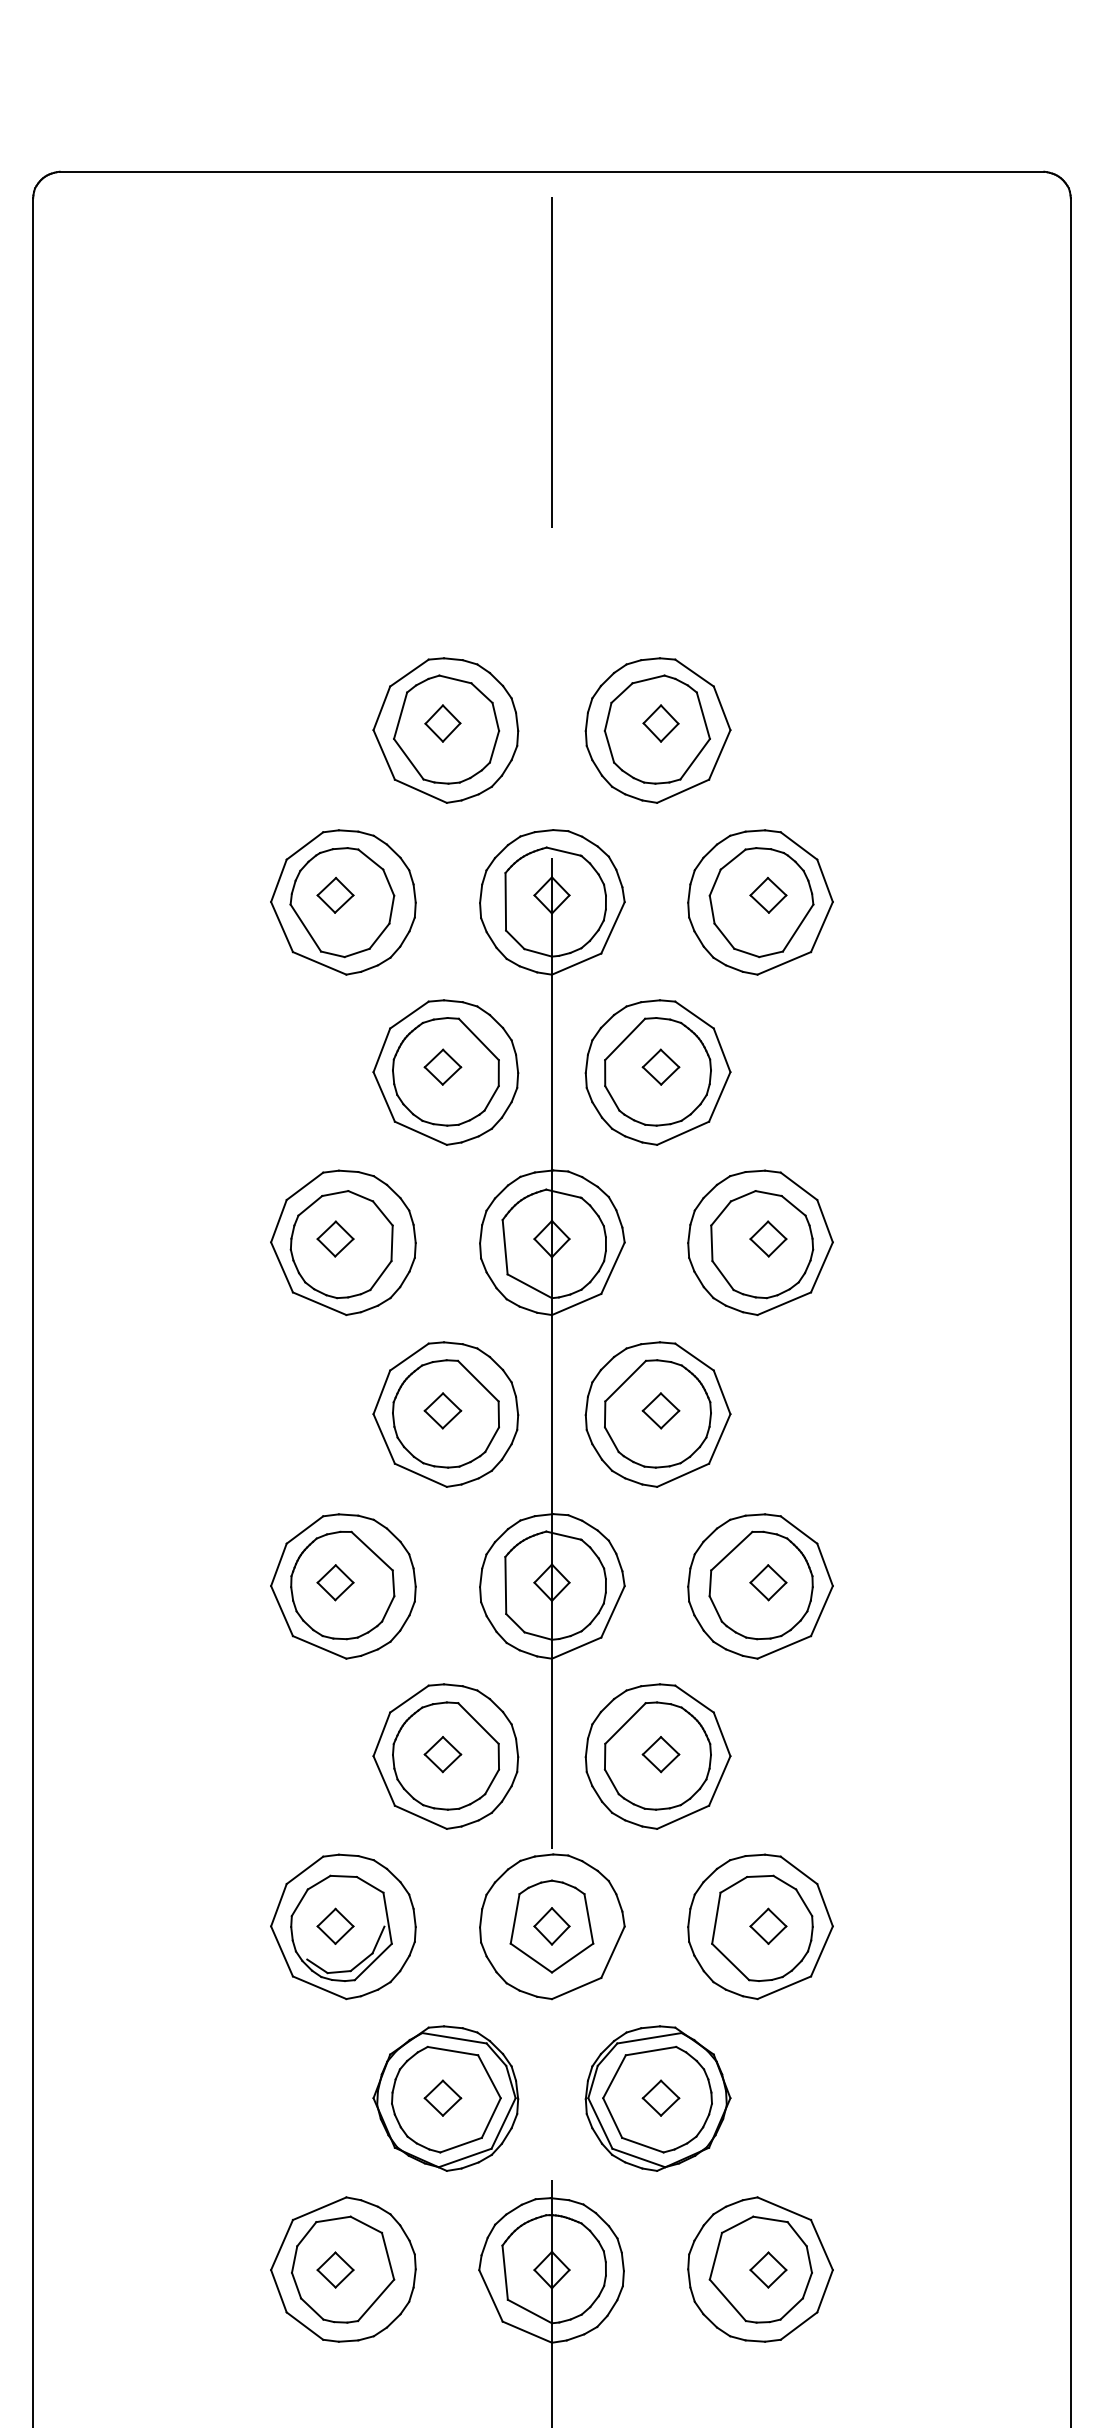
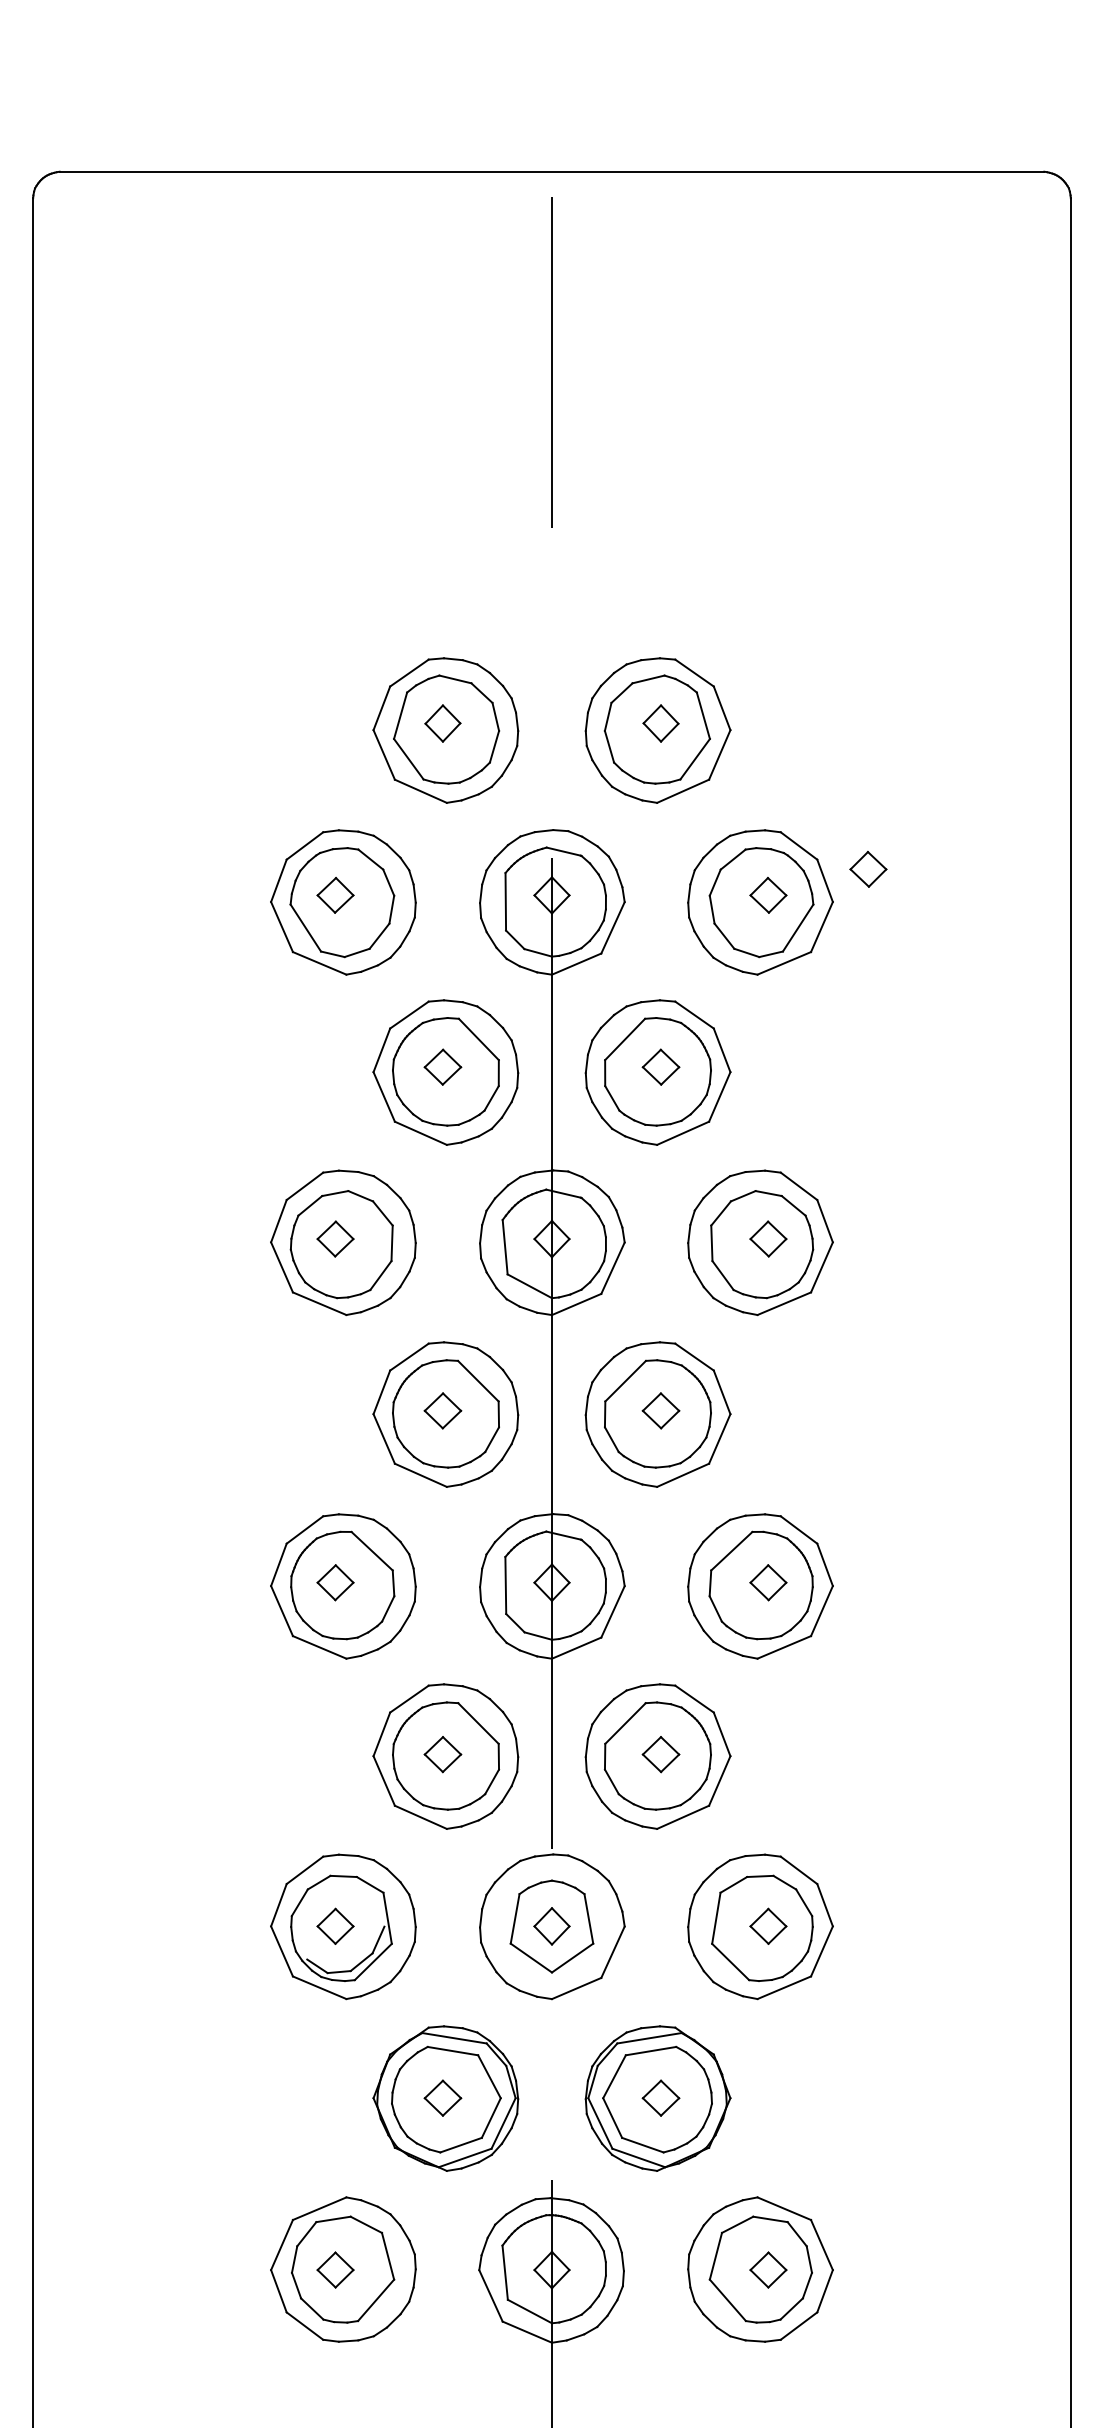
part: none -> present (868, 869)
